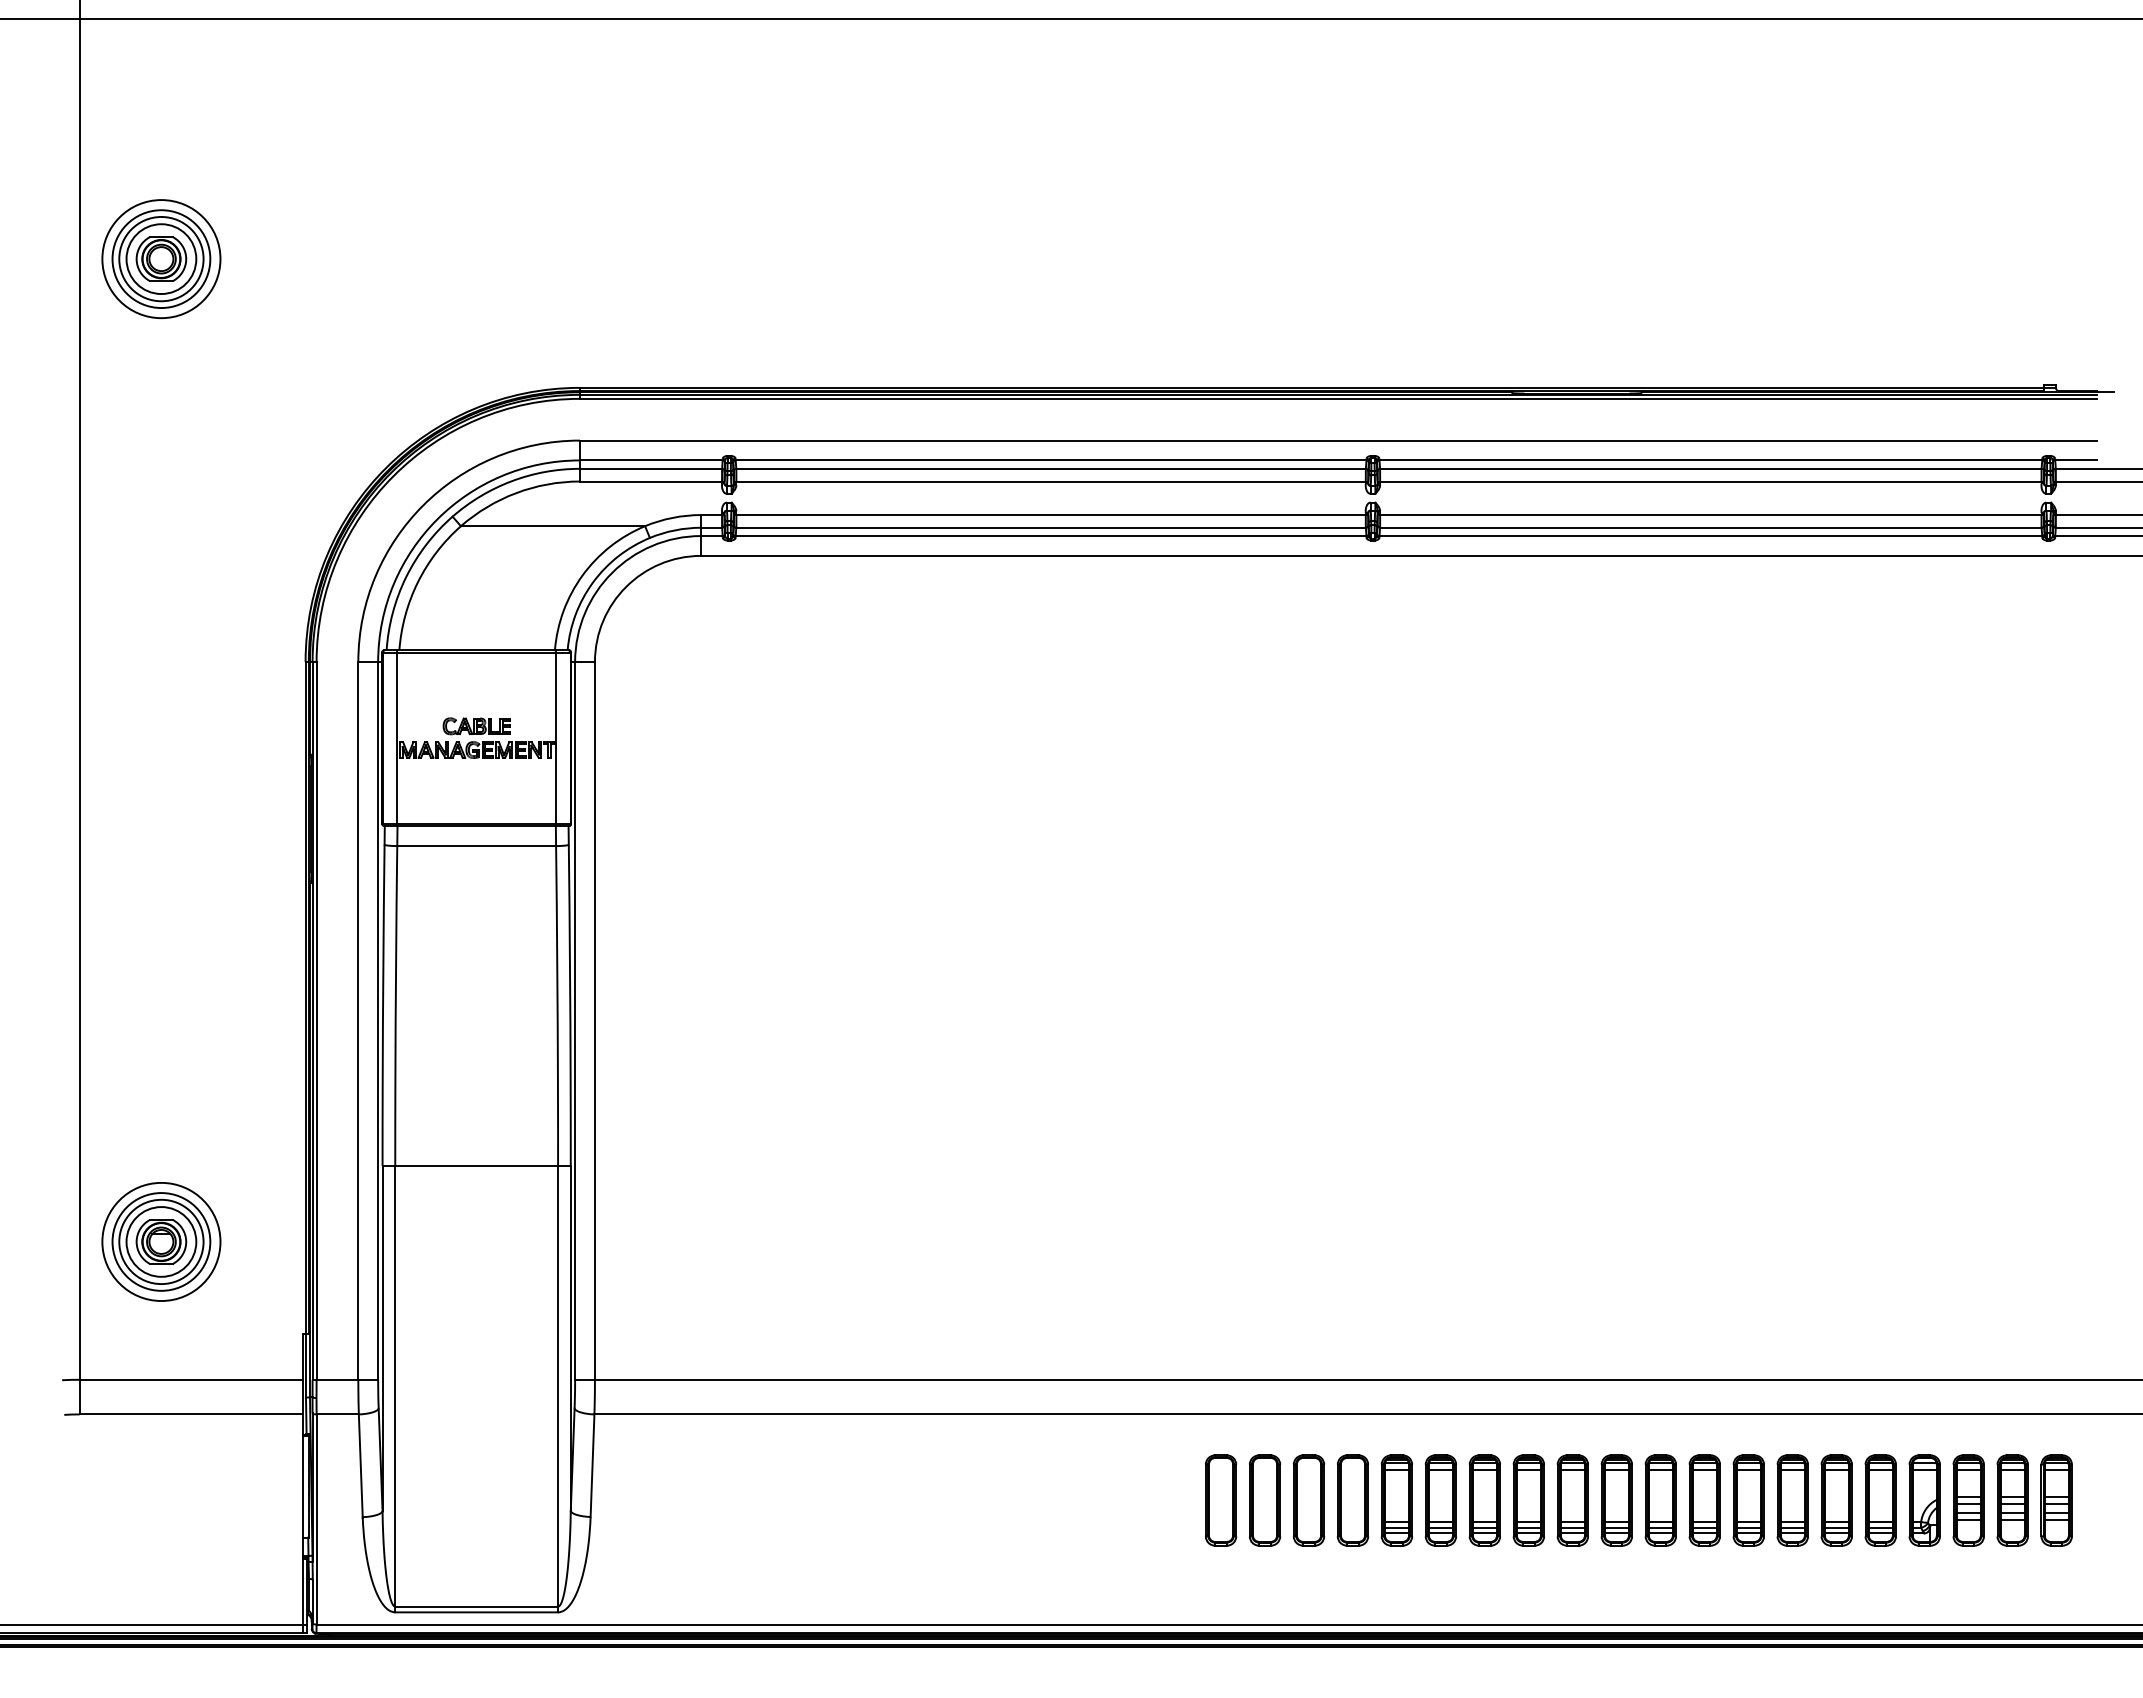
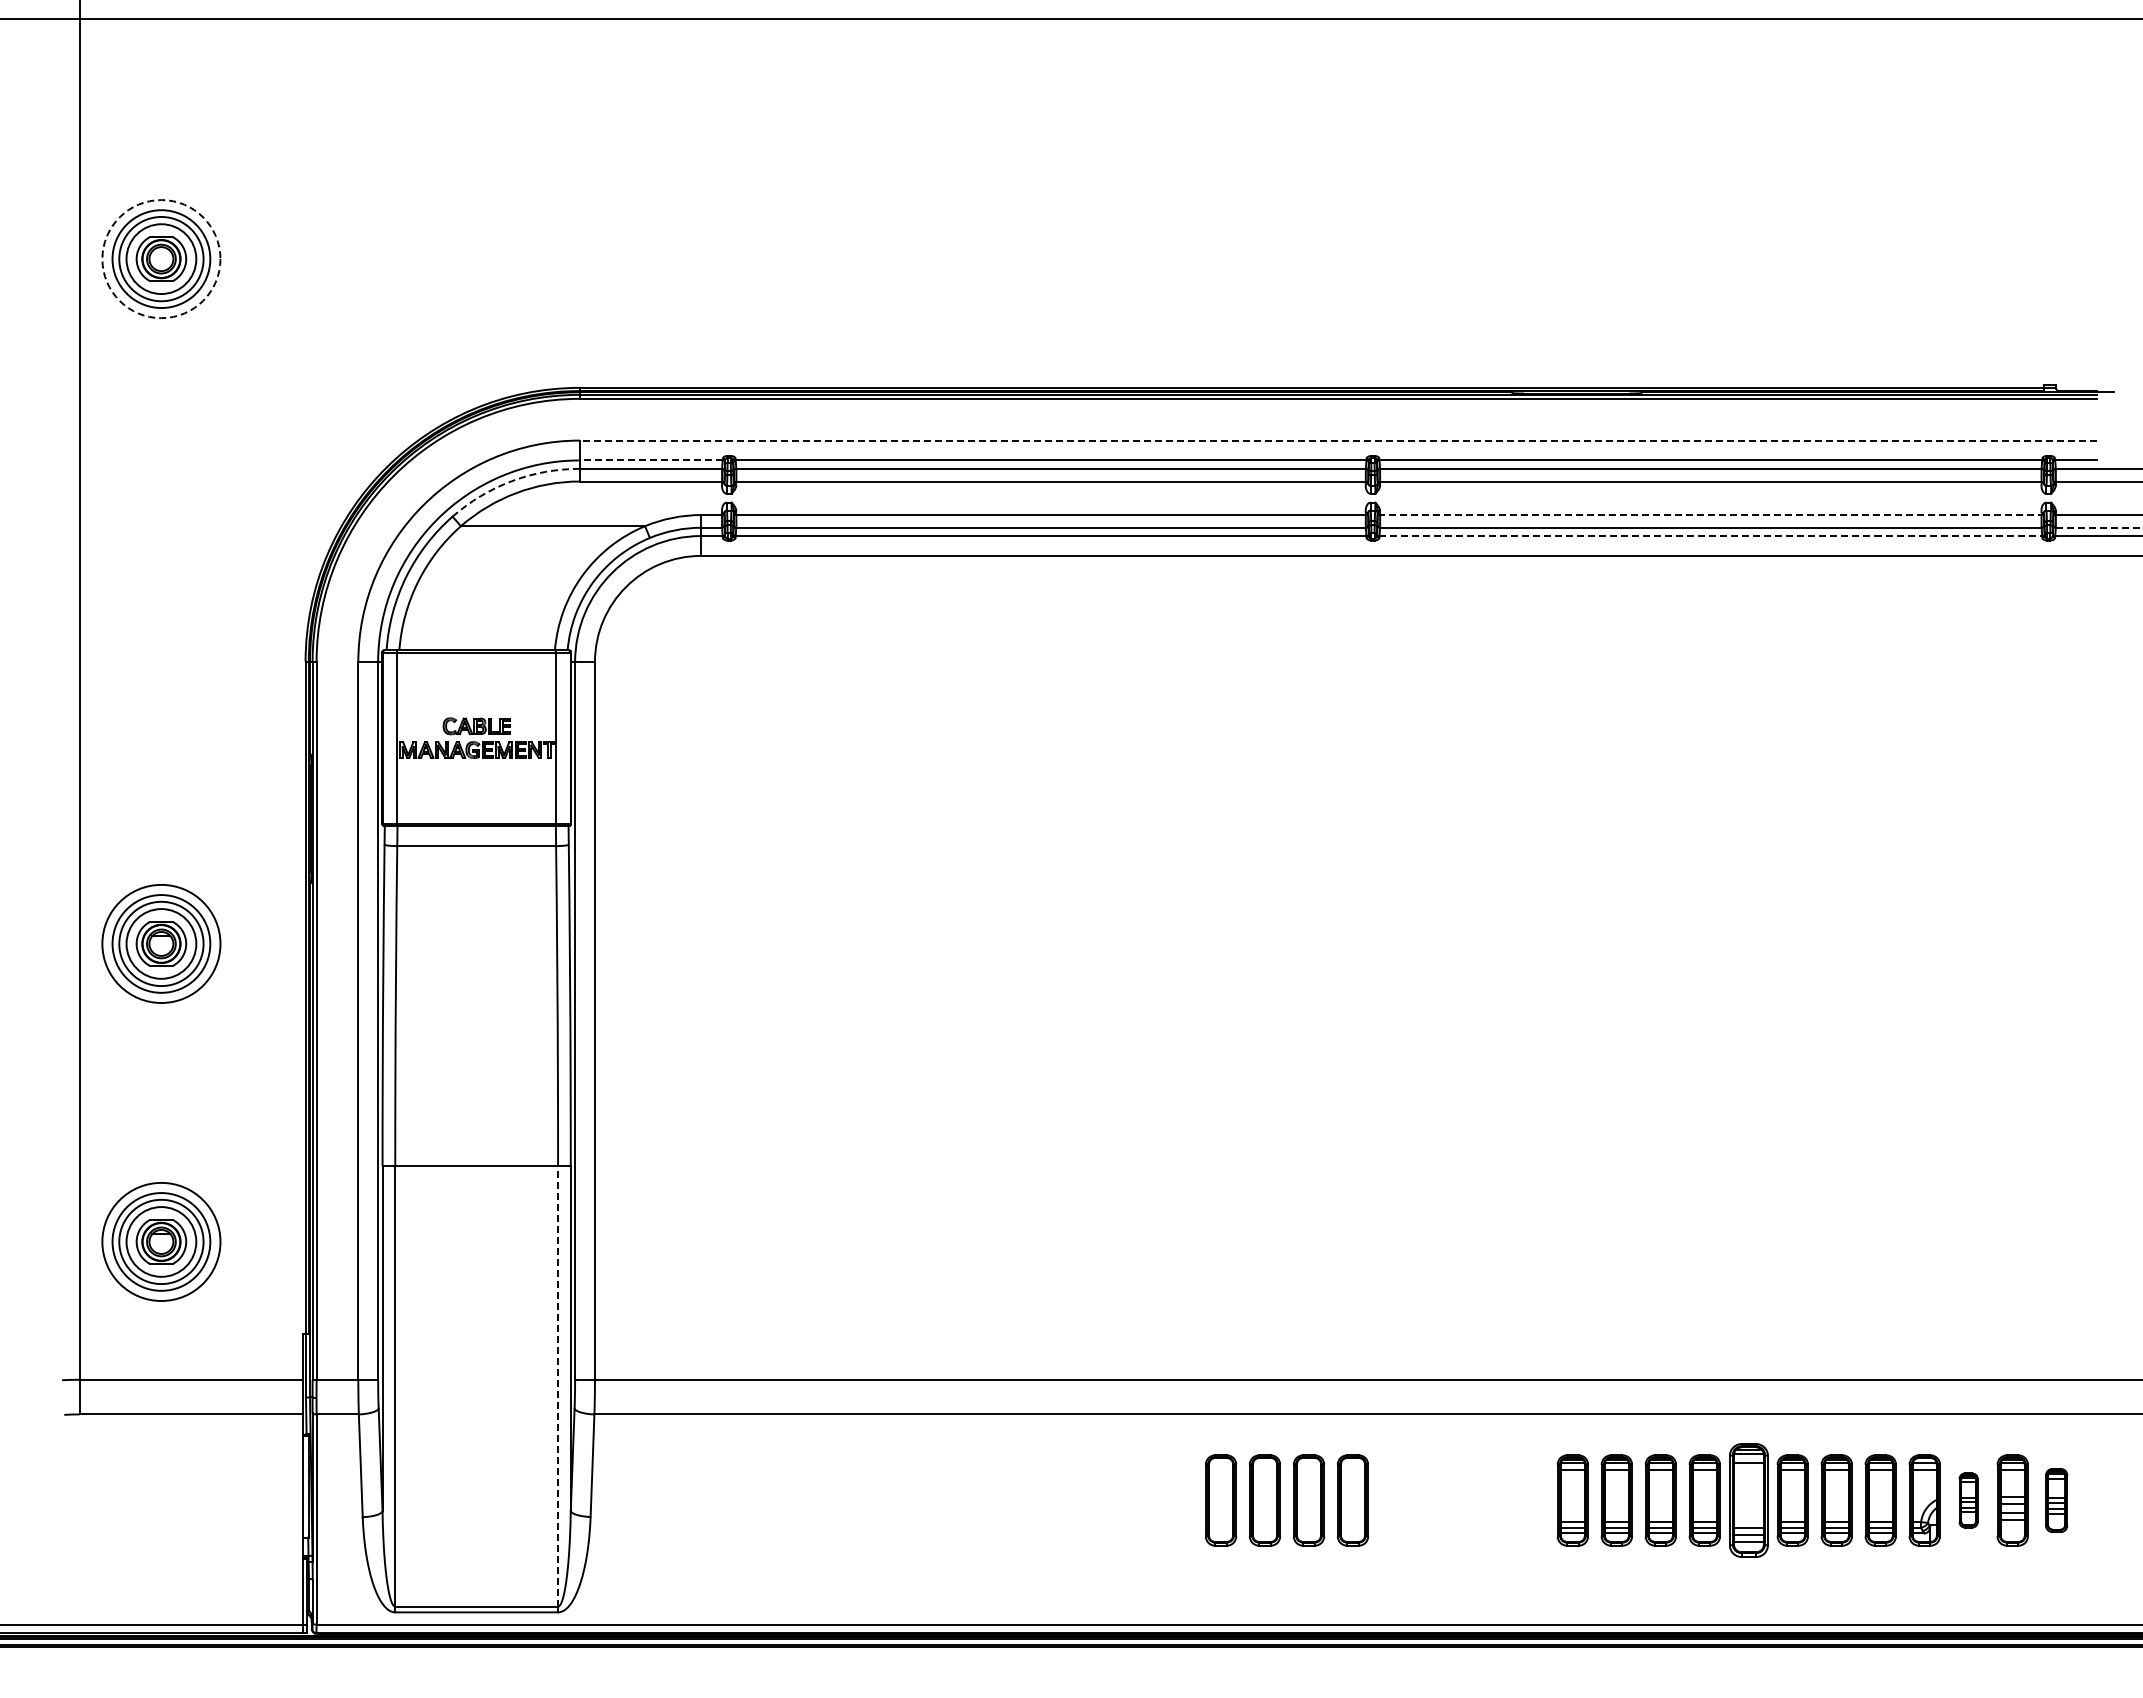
circle: solid -> dashed (161, 259)
line: solid -> dashed (1338, 440)
line: solid -> dashed (650, 460)
arc: solid -> dashed (511, 481)
line: solid -> dashed (1711, 515)
line: solid -> dashed (2099, 527)
line: solid -> dashed (1711, 536)
part: none -> present (161, 943)
line: solid -> dashed (558, 1385)
part: present -> none (1396, 1500)
part: present -> none (1440, 1500)
part: present -> none (1484, 1500)
part: present -> none (1528, 1500)
part size: 33x93 px -> 40x115 px (1748, 1500)
part size: 33x93 px -> 21x57 px (1968, 1500)
part size: 33x93 px -> 24x65 px (2056, 1500)
